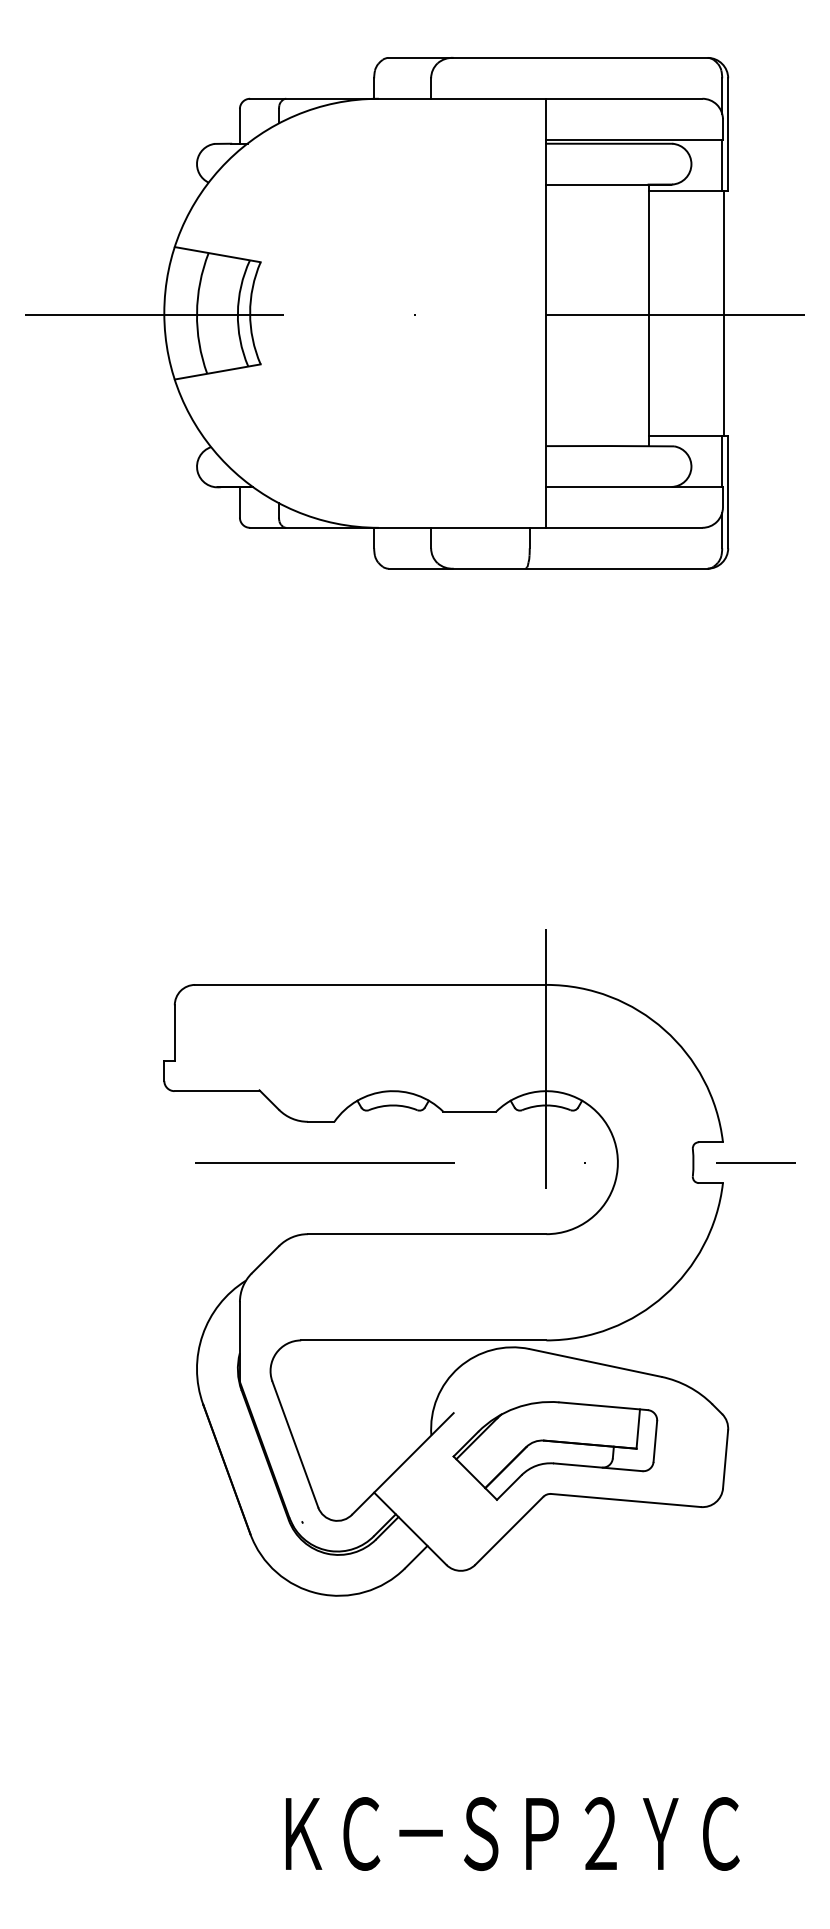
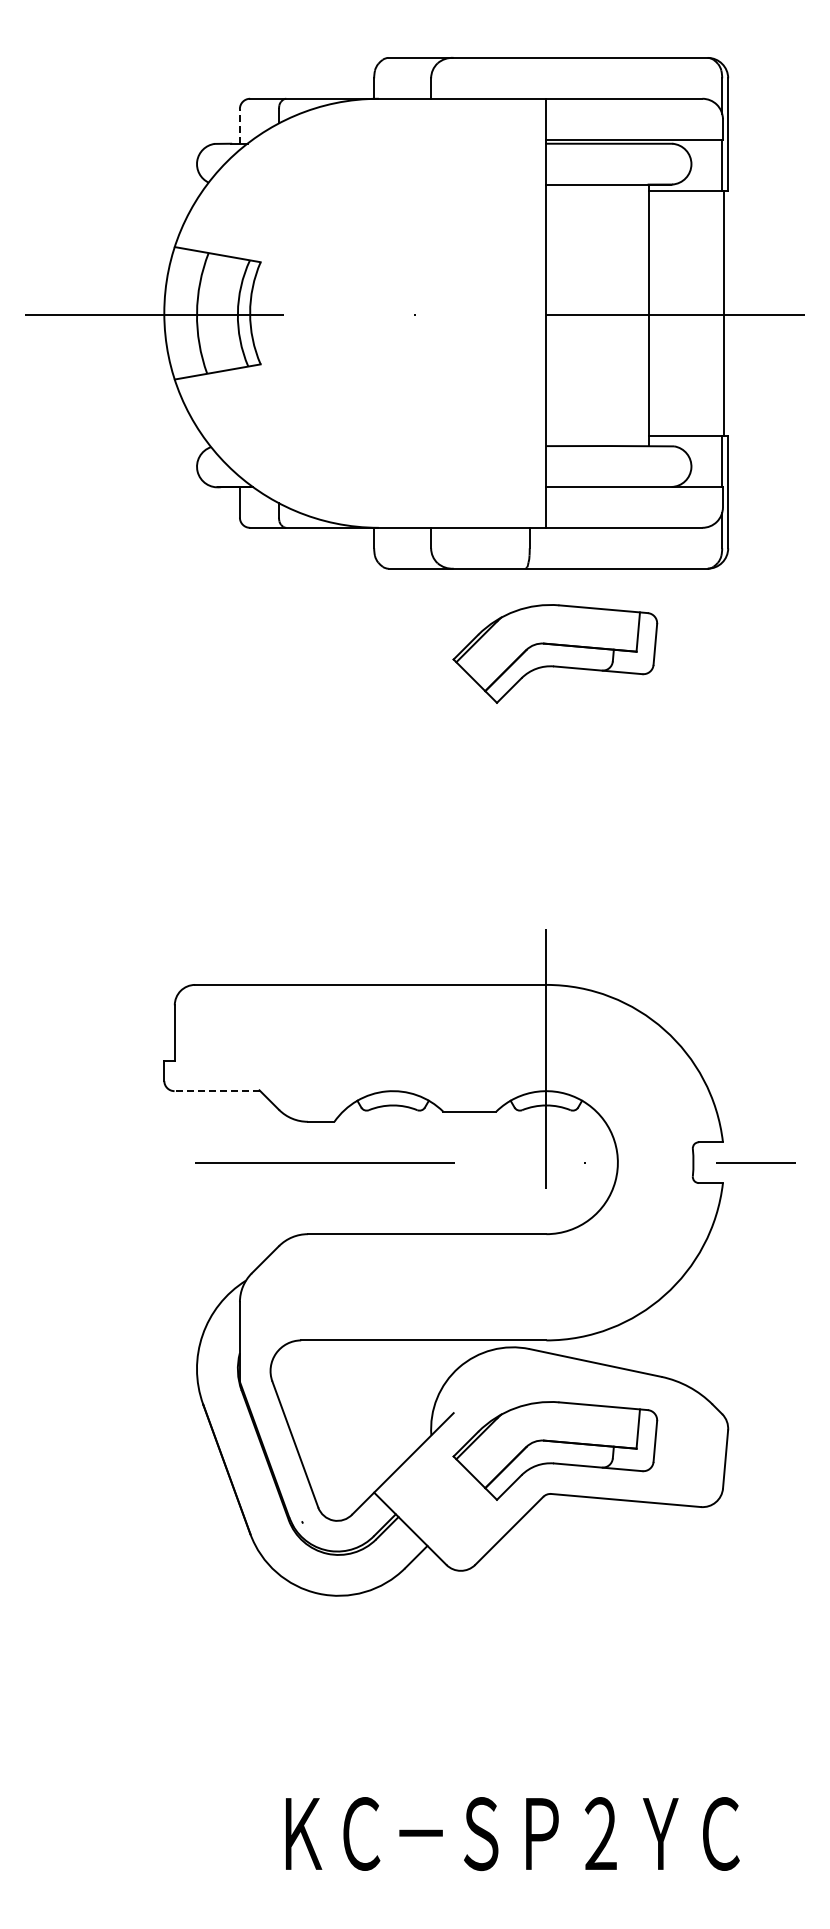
line: solid -> dashed (239, 125)
part: none -> present (555, 653)
line: solid -> dashed (217, 1091)
